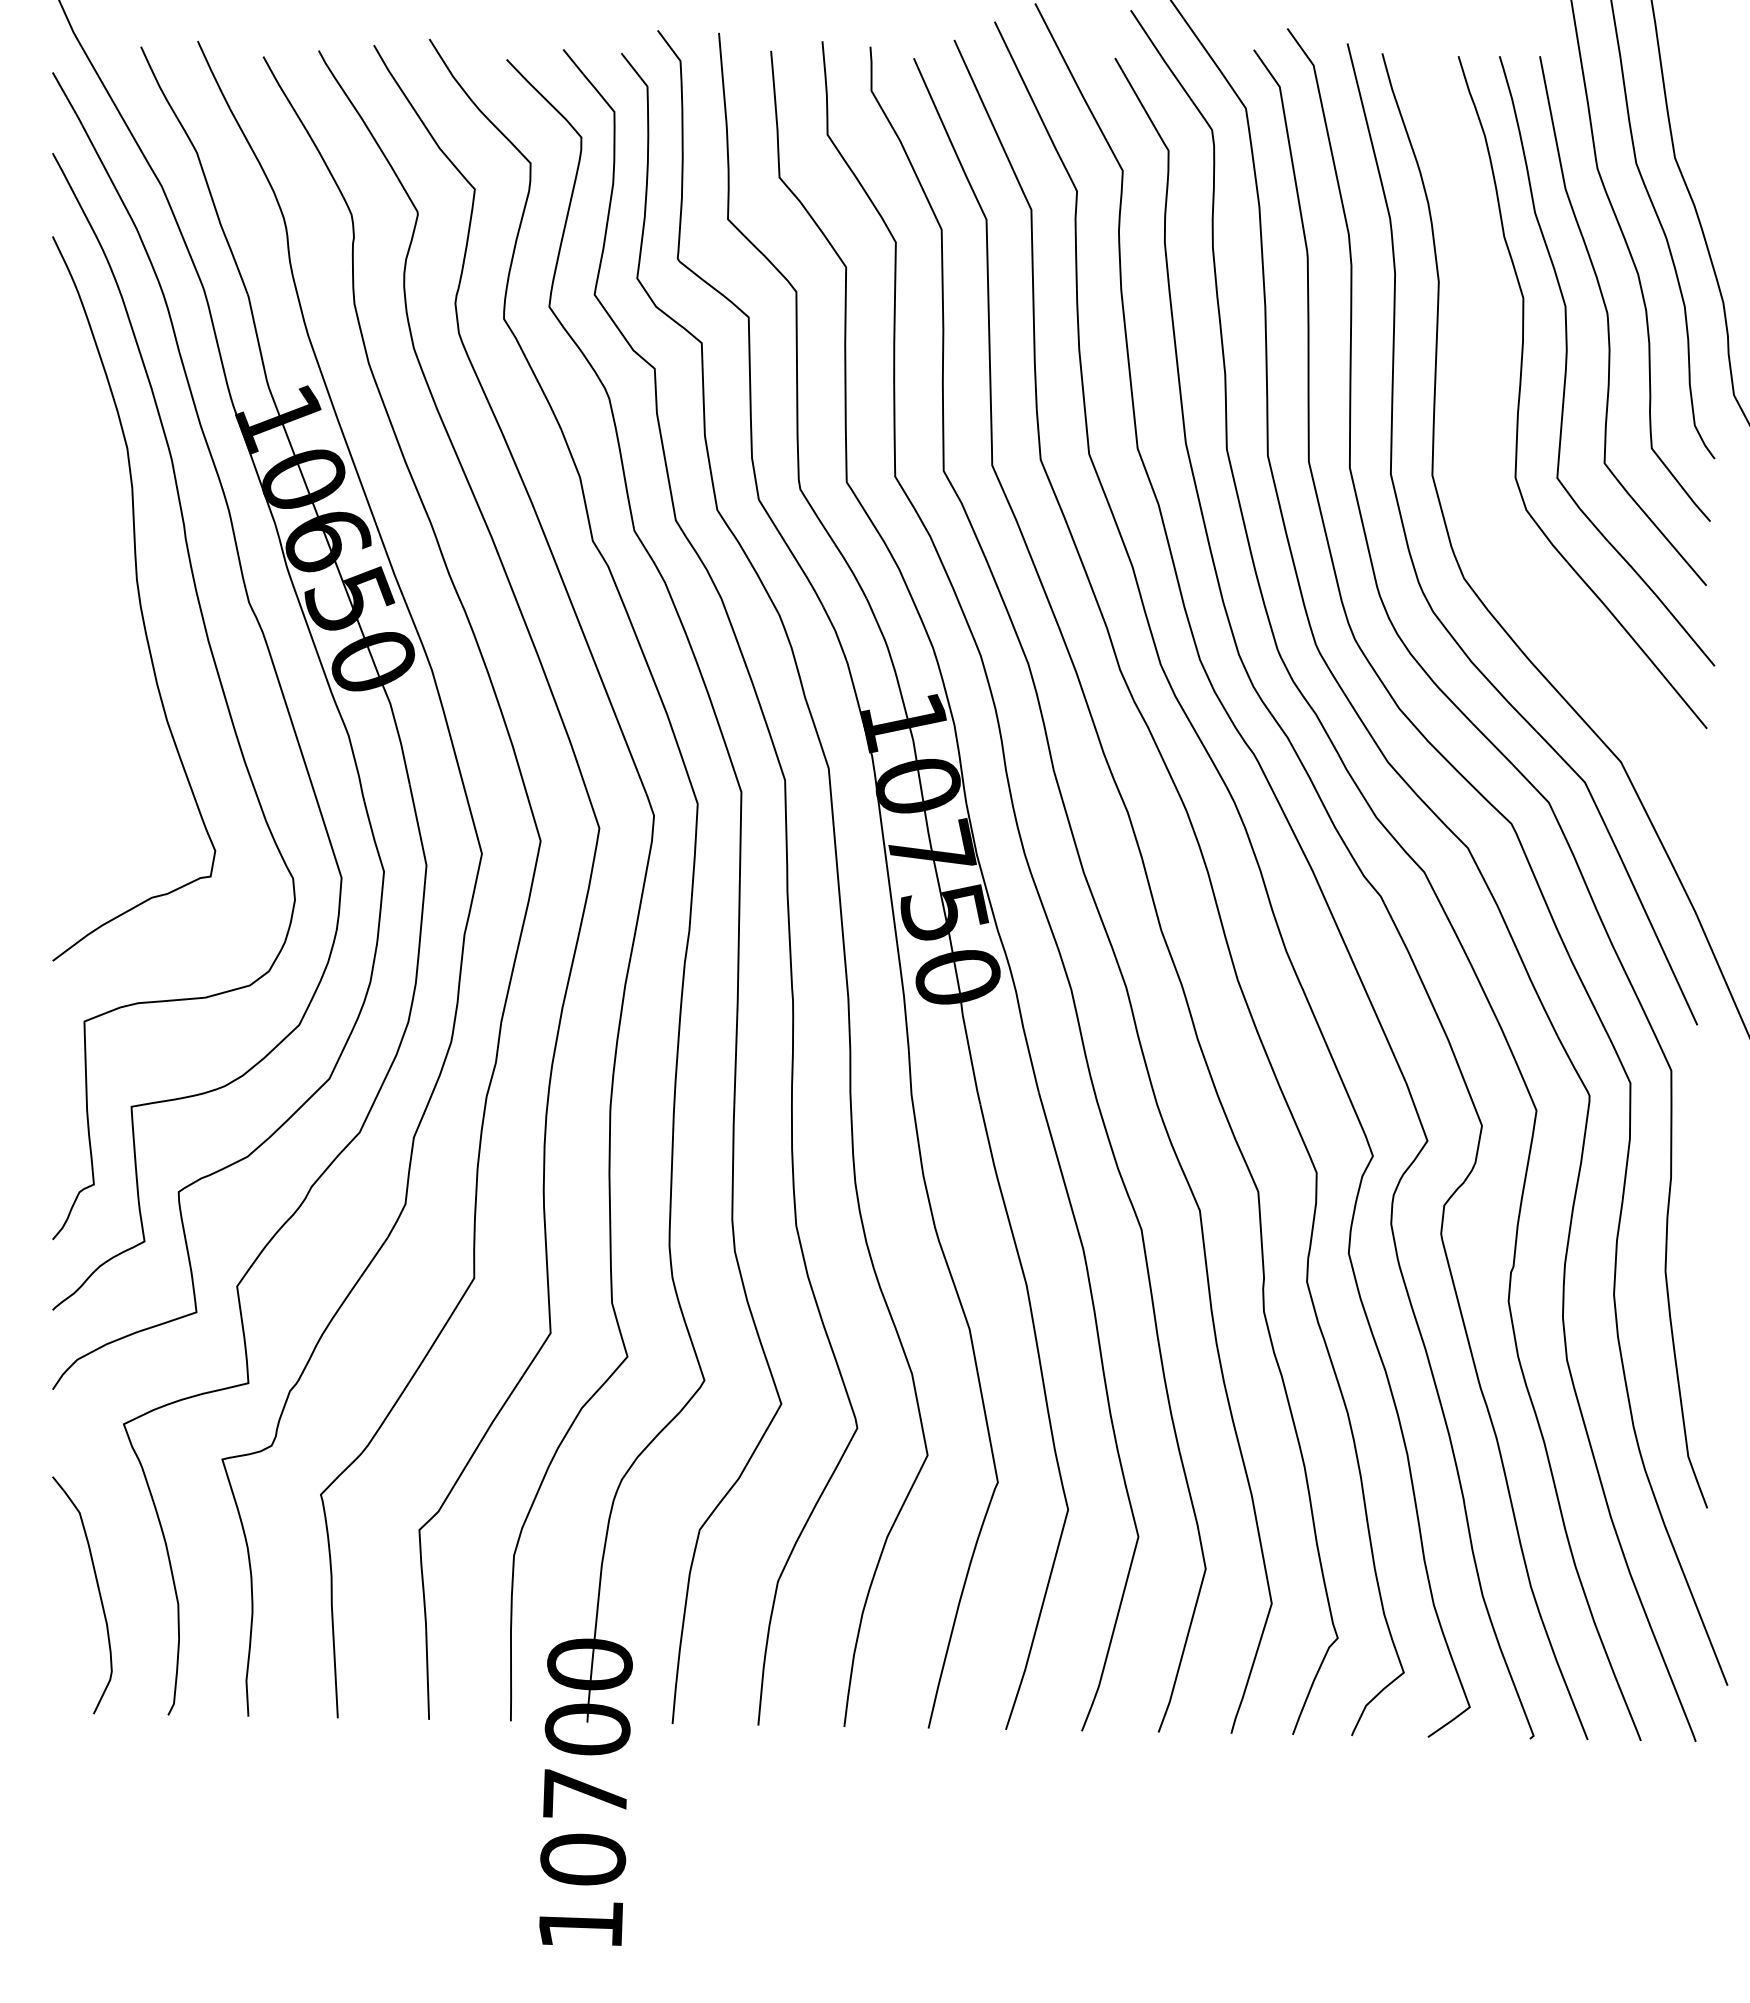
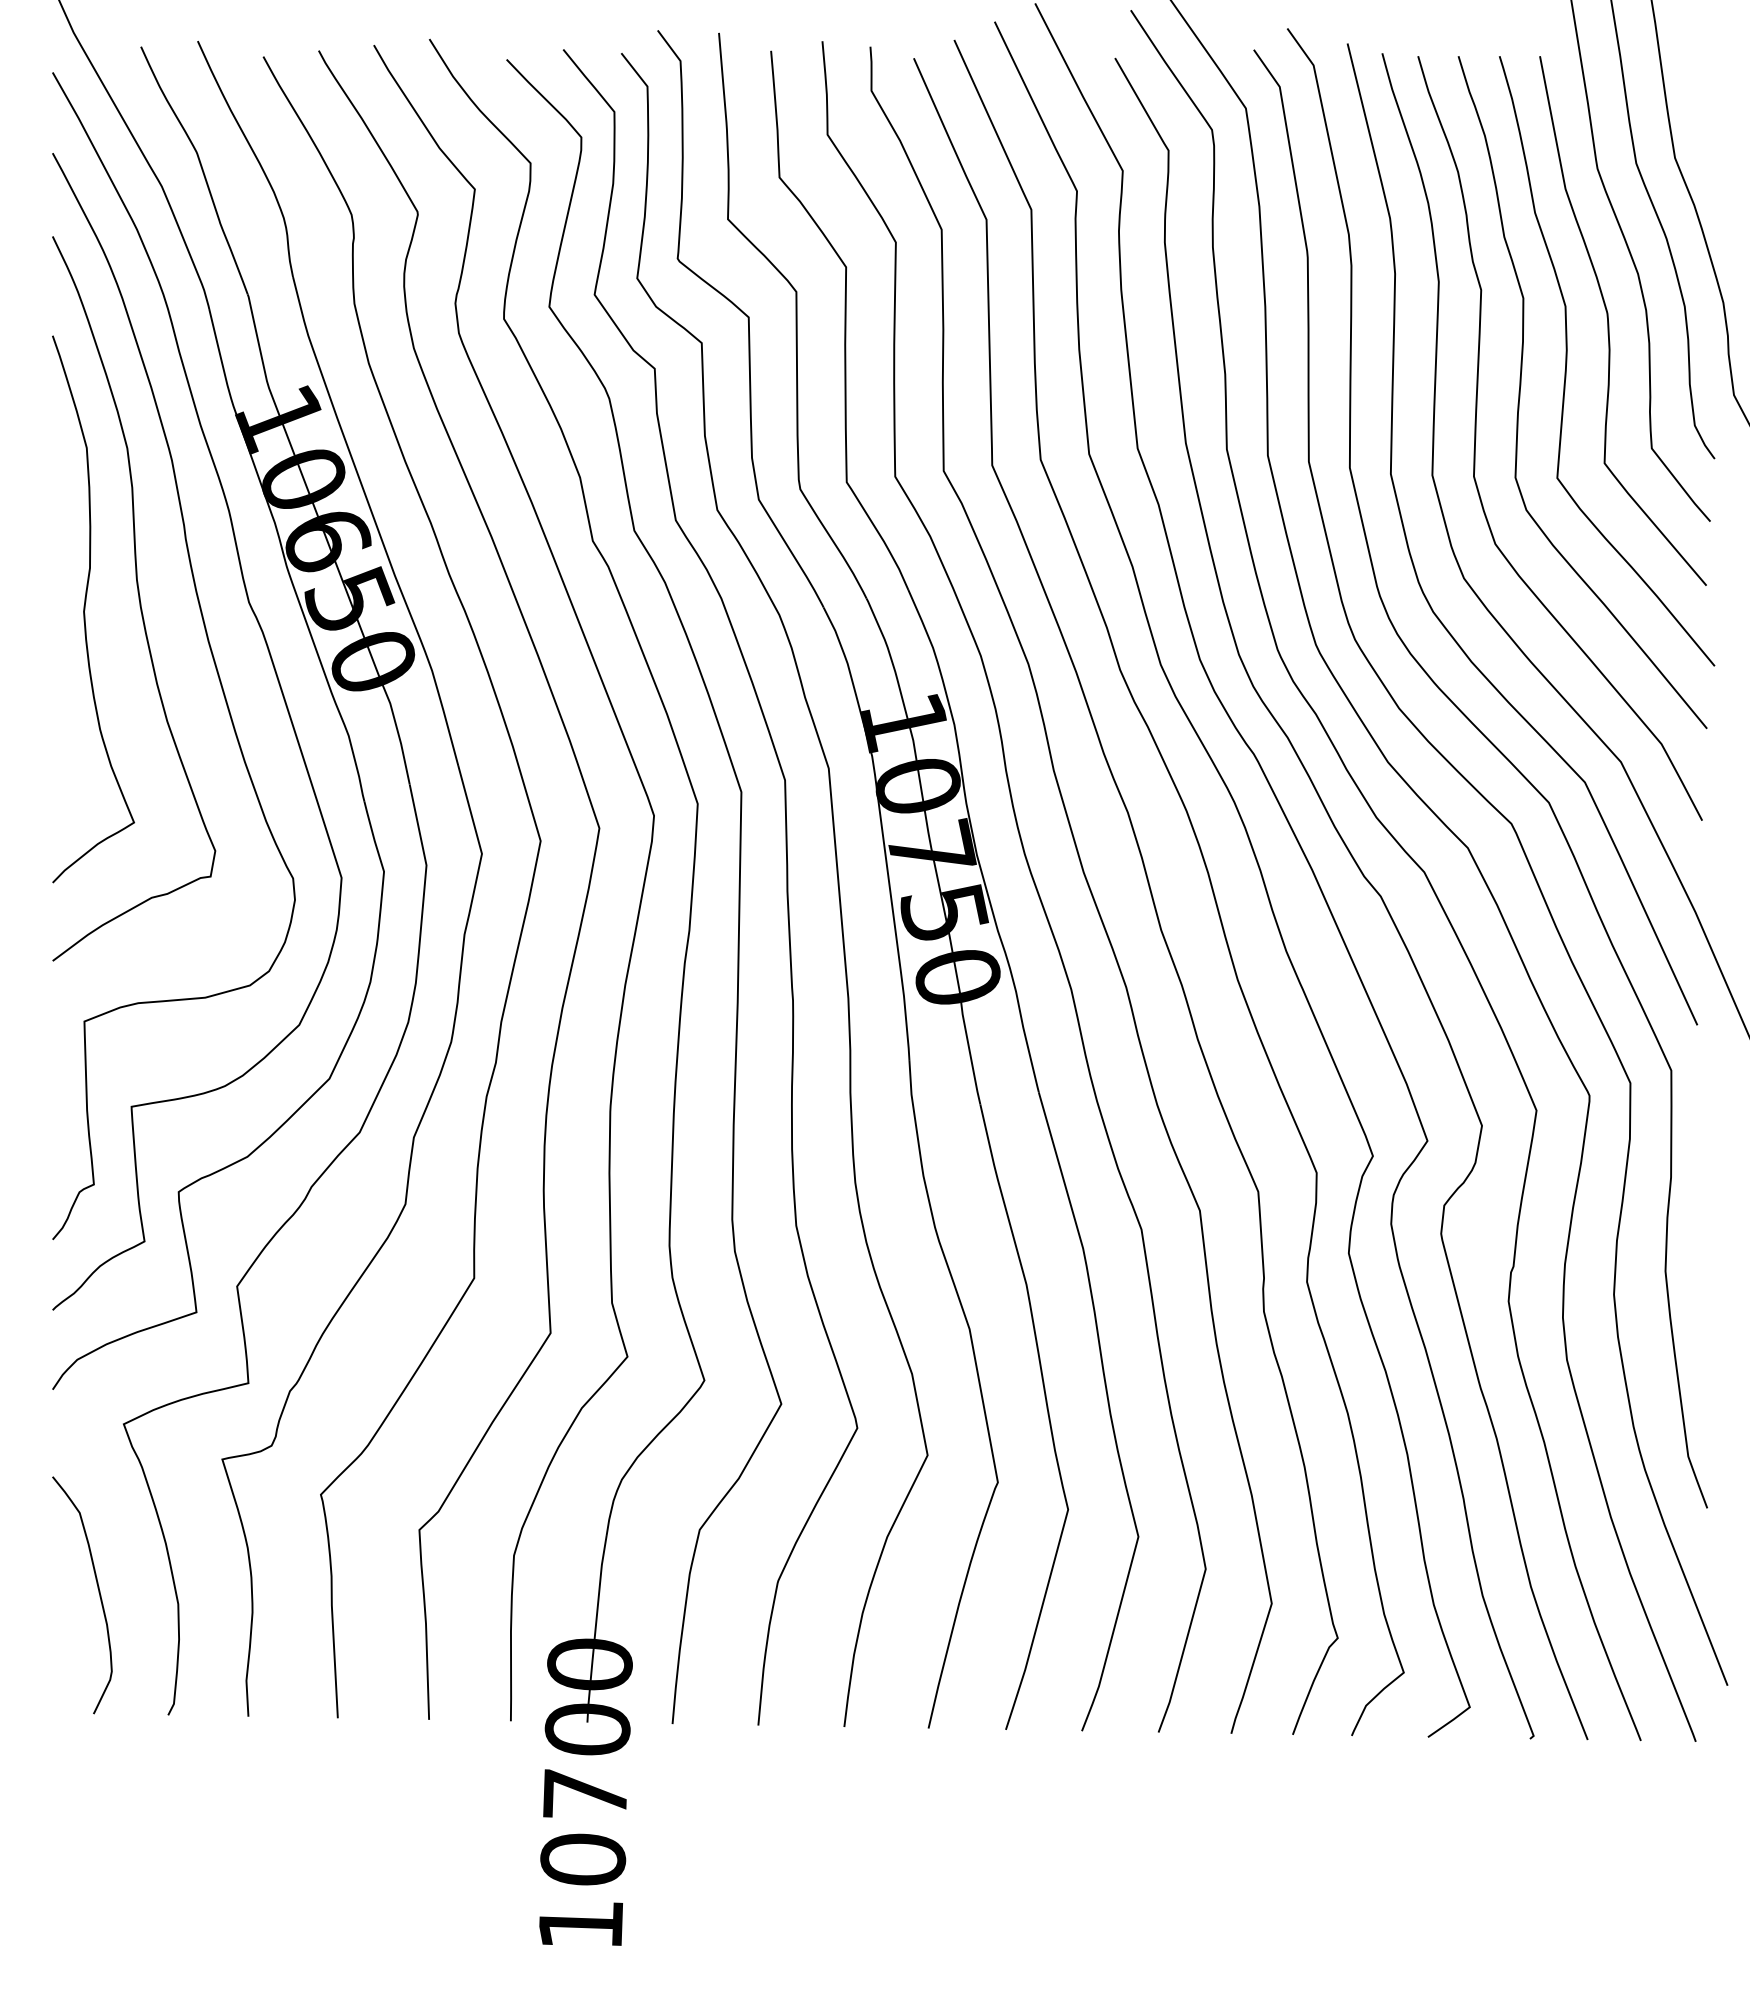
curve: none -> present (1476, 438)
curve: none -> present (85, 609)
